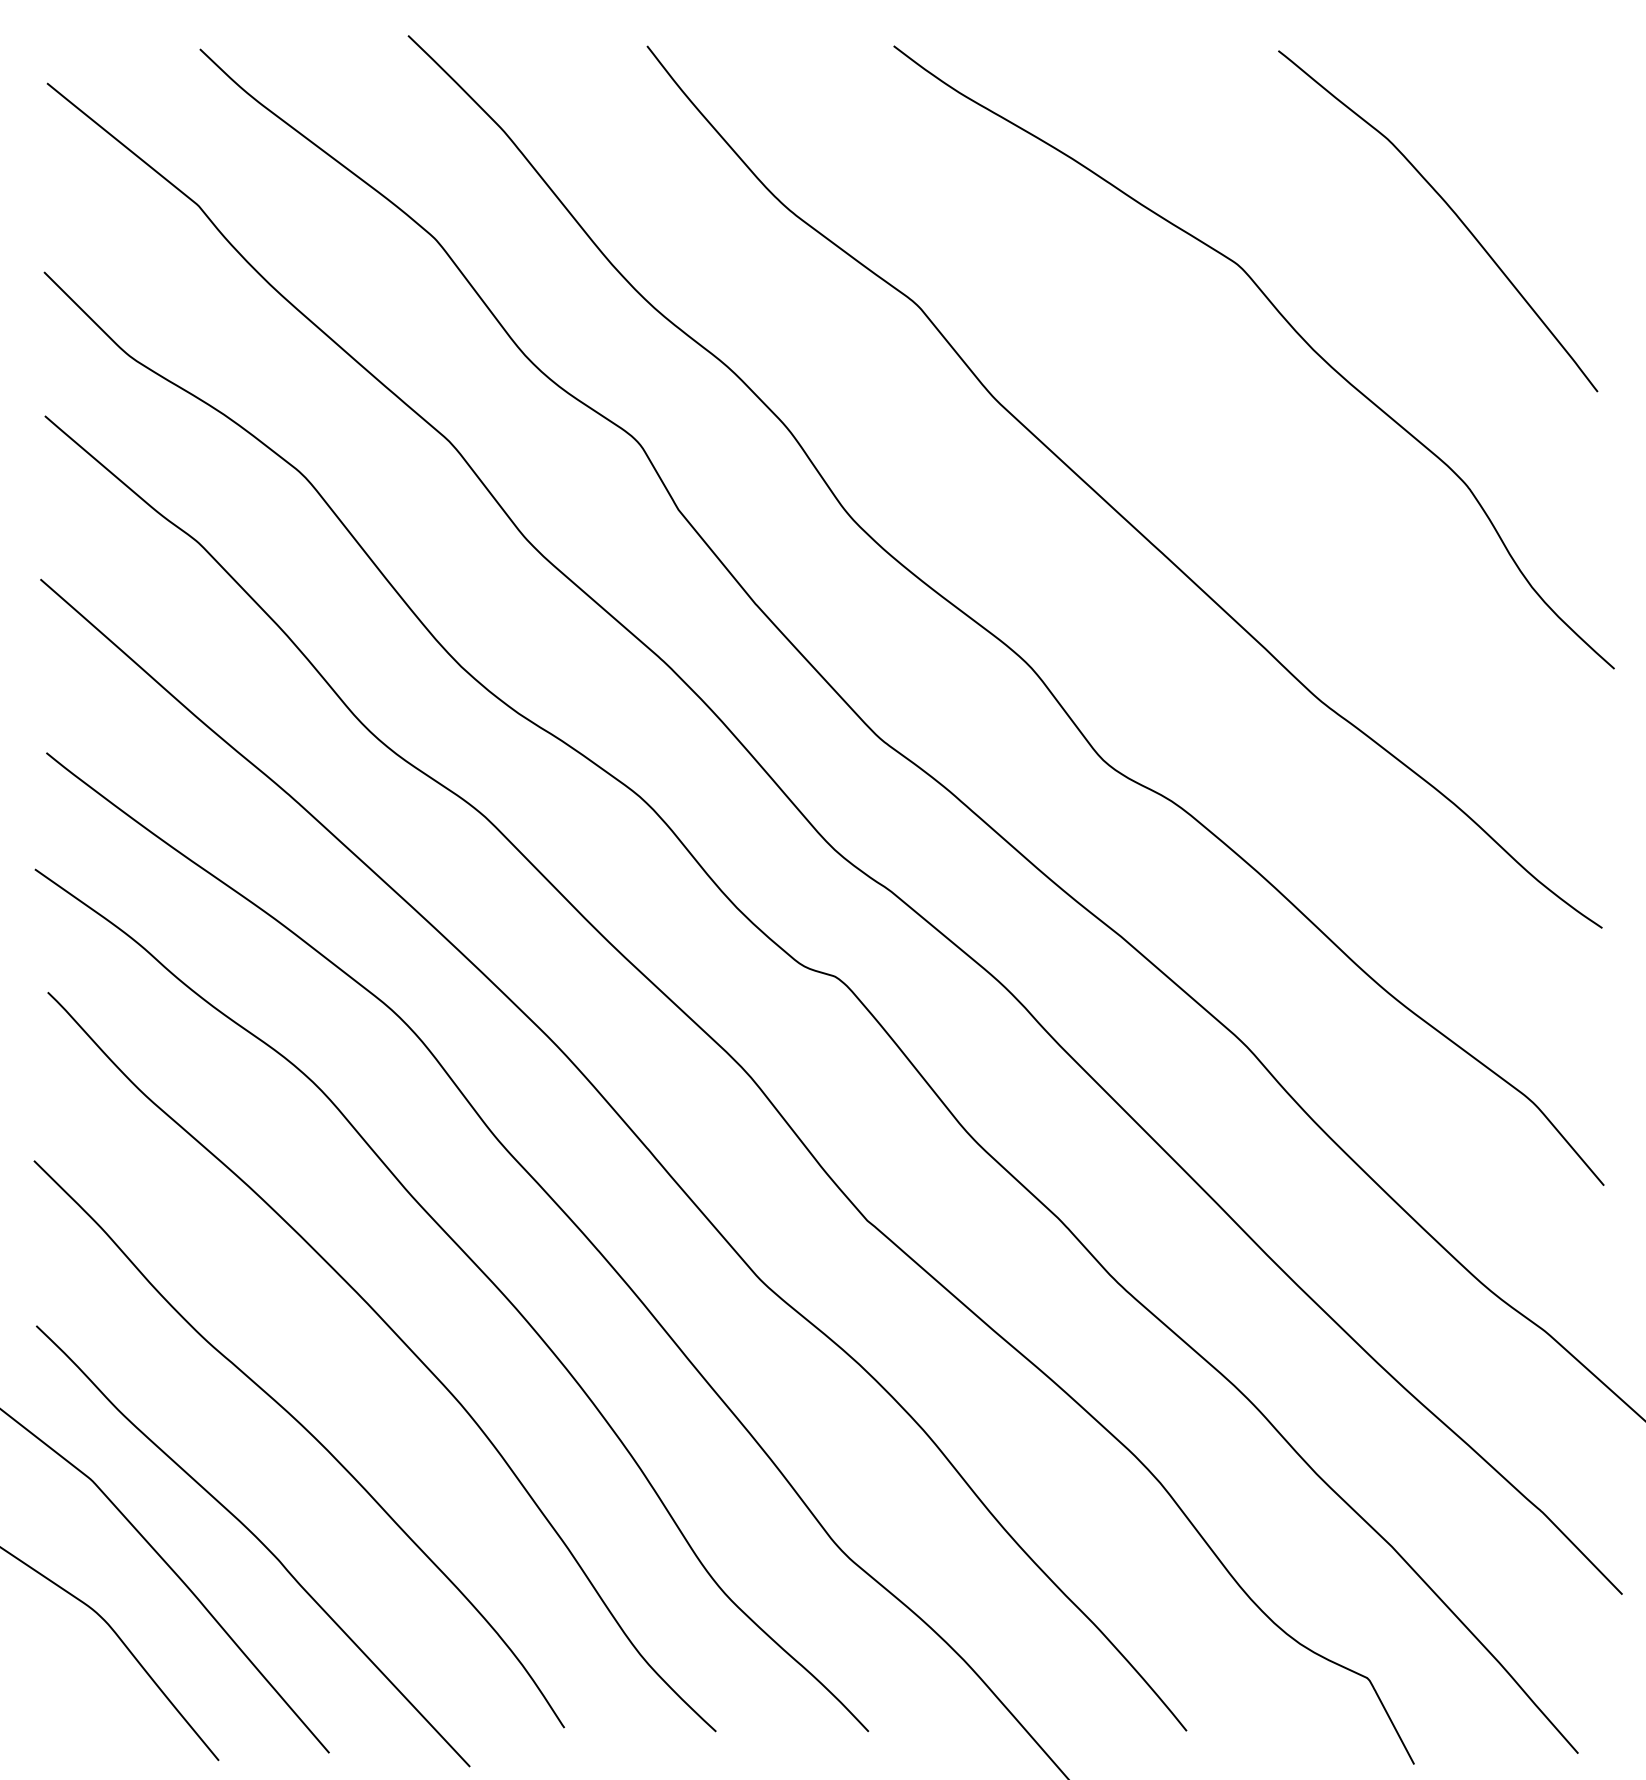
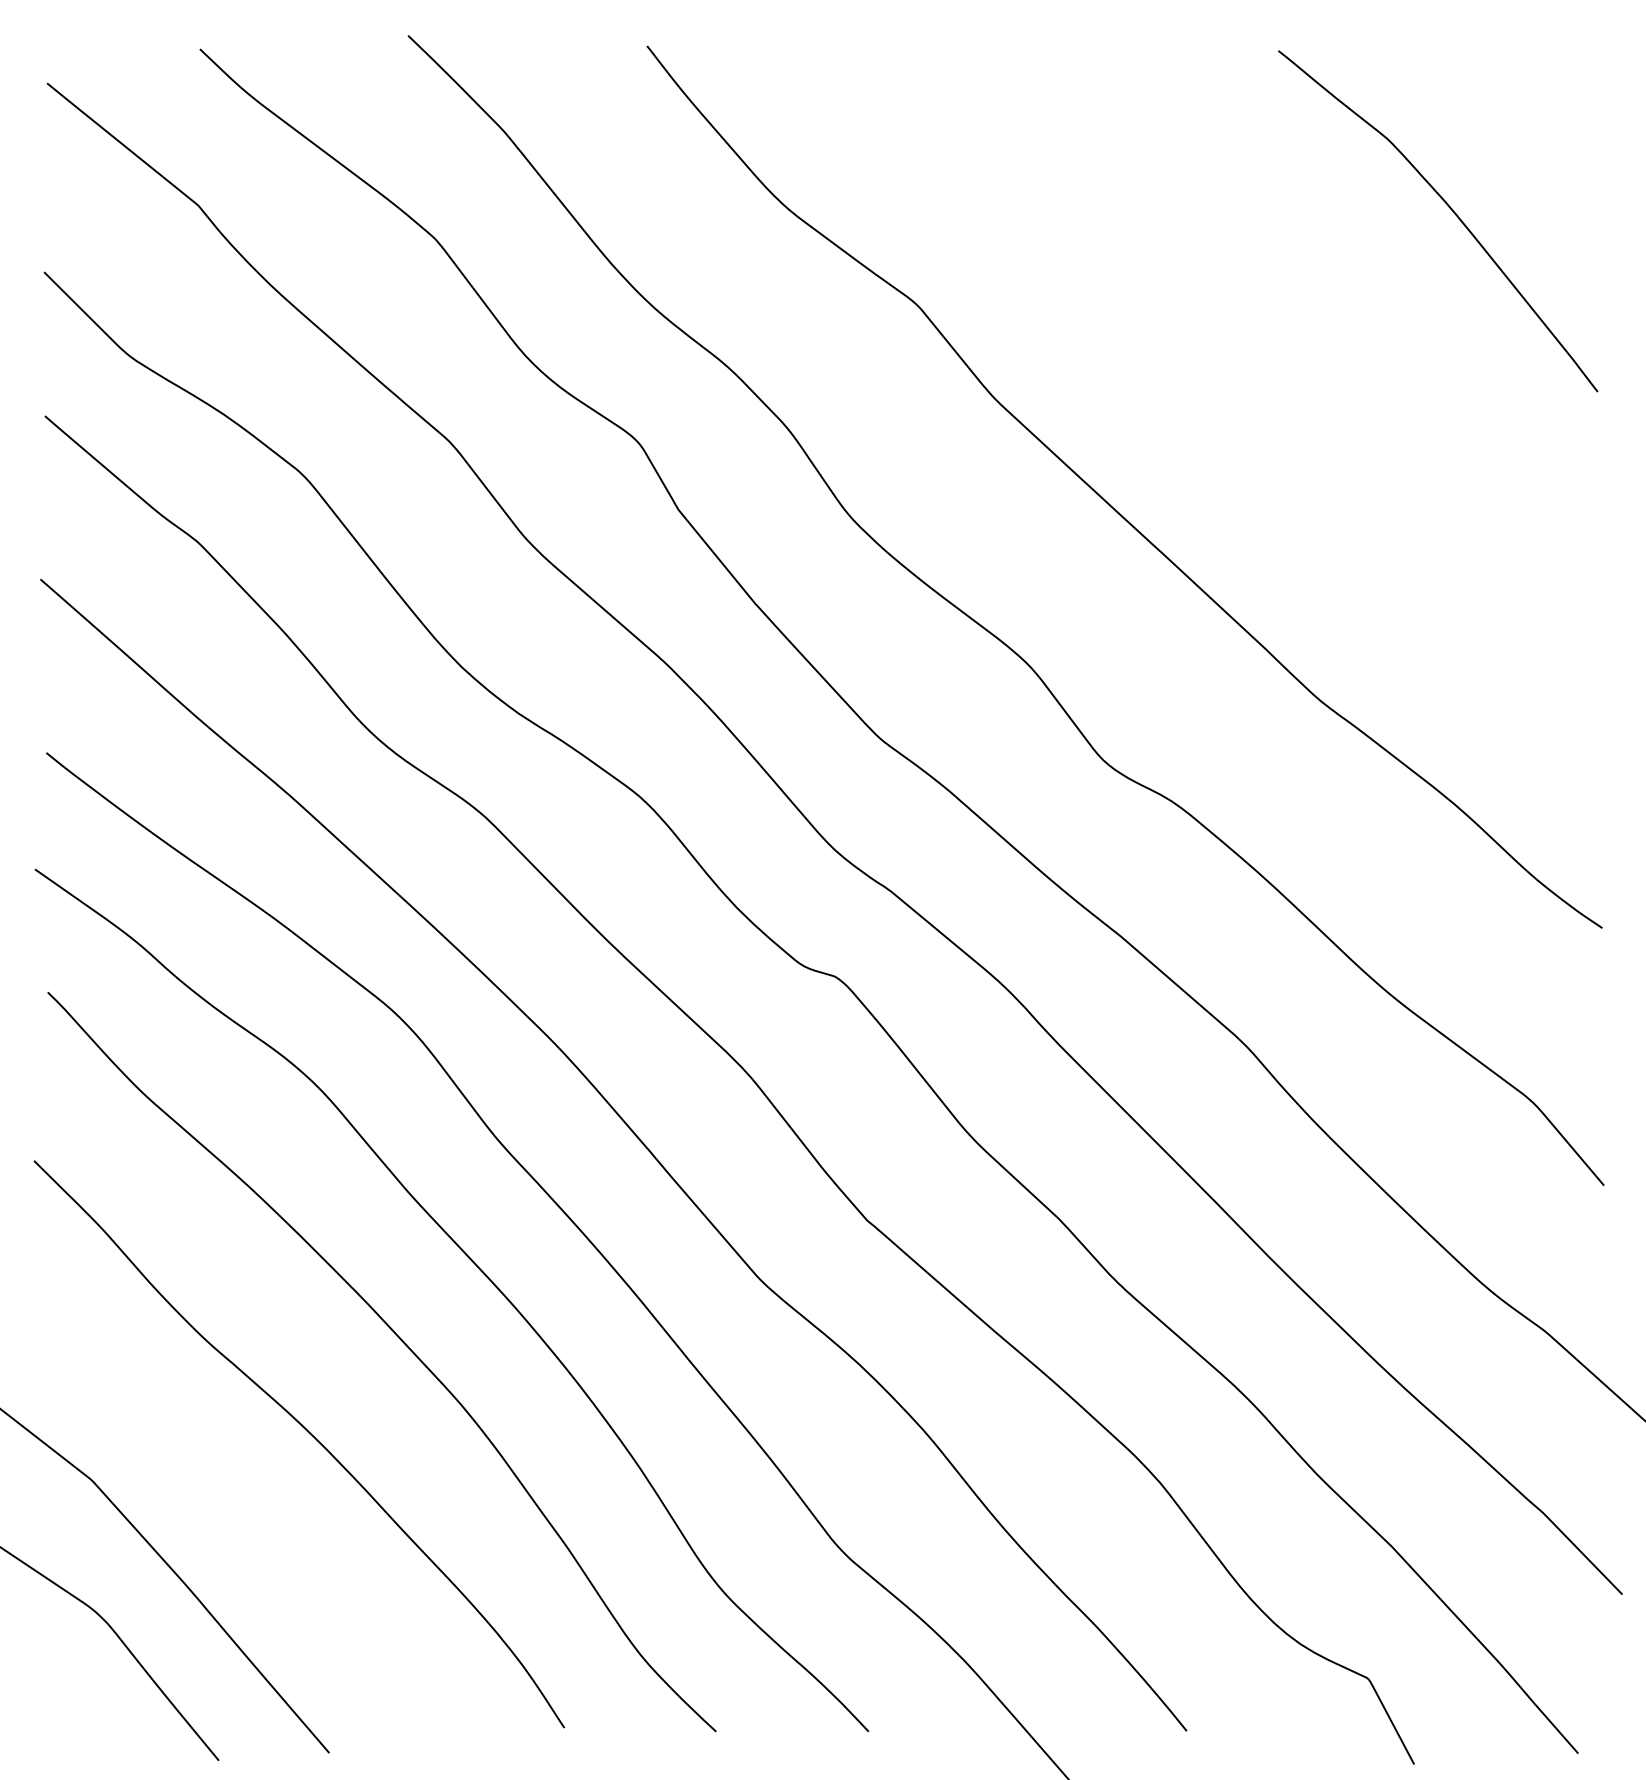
curve: present -> none (1287, 323)
curve: present -> none (258, 1540)
